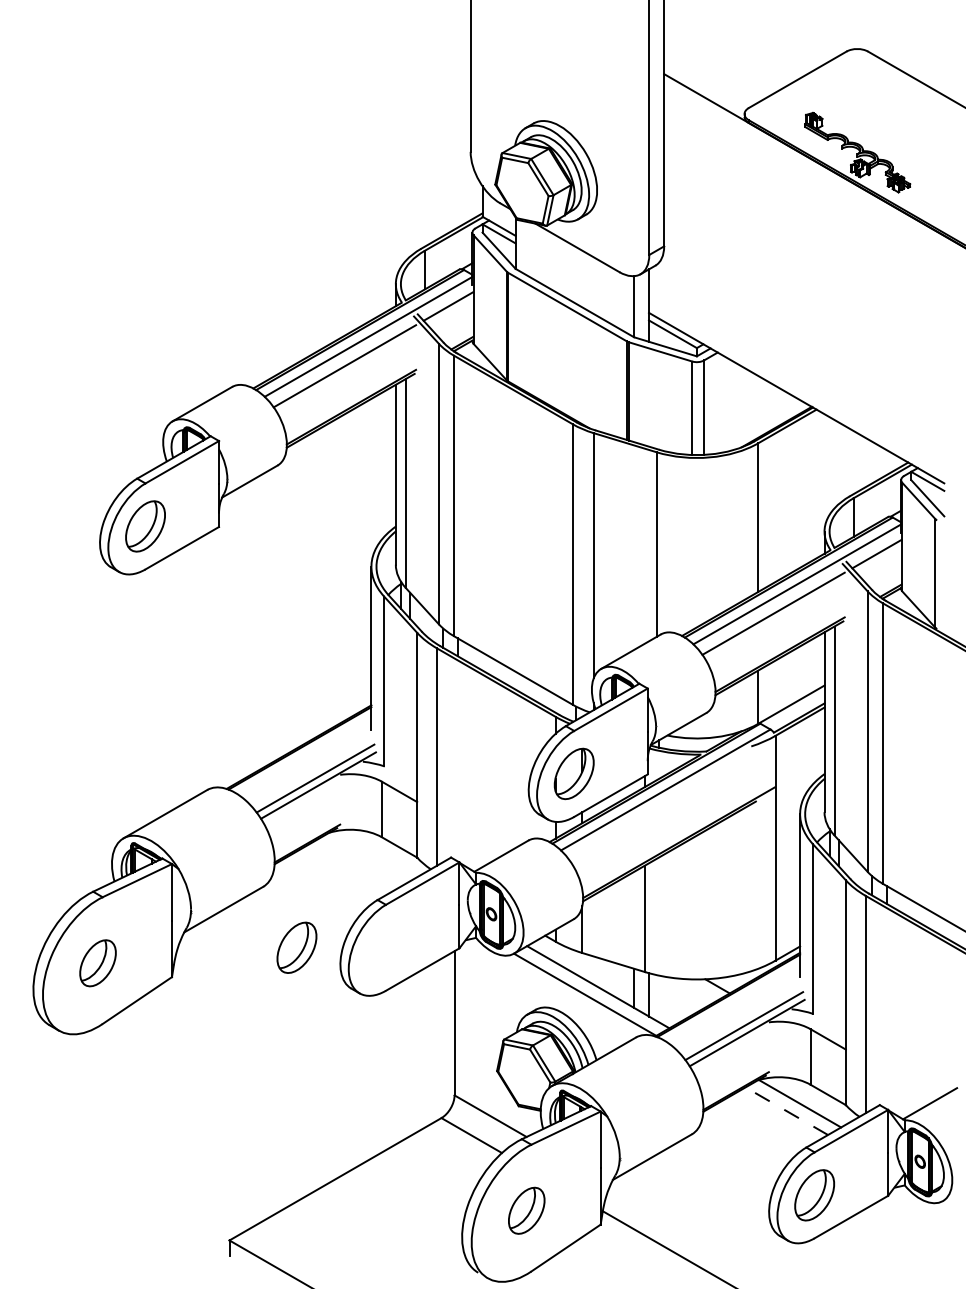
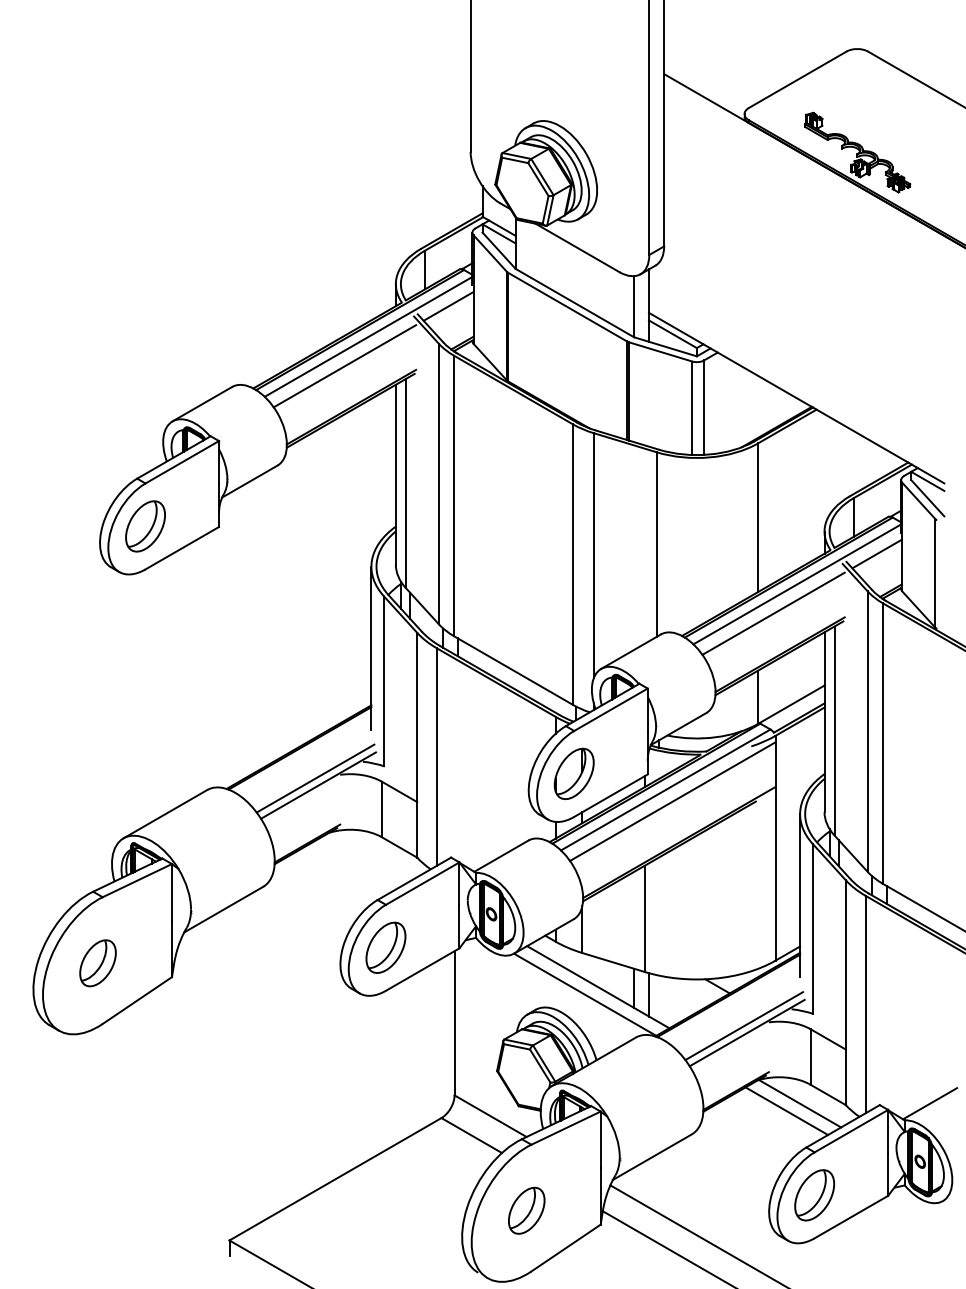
line: none -> present (672, 801)
part position: (296, 947) -> (385, 947) (385, 947)
line: dashed -> solid (786, 1111)
line: none -> present (697, 1235)
